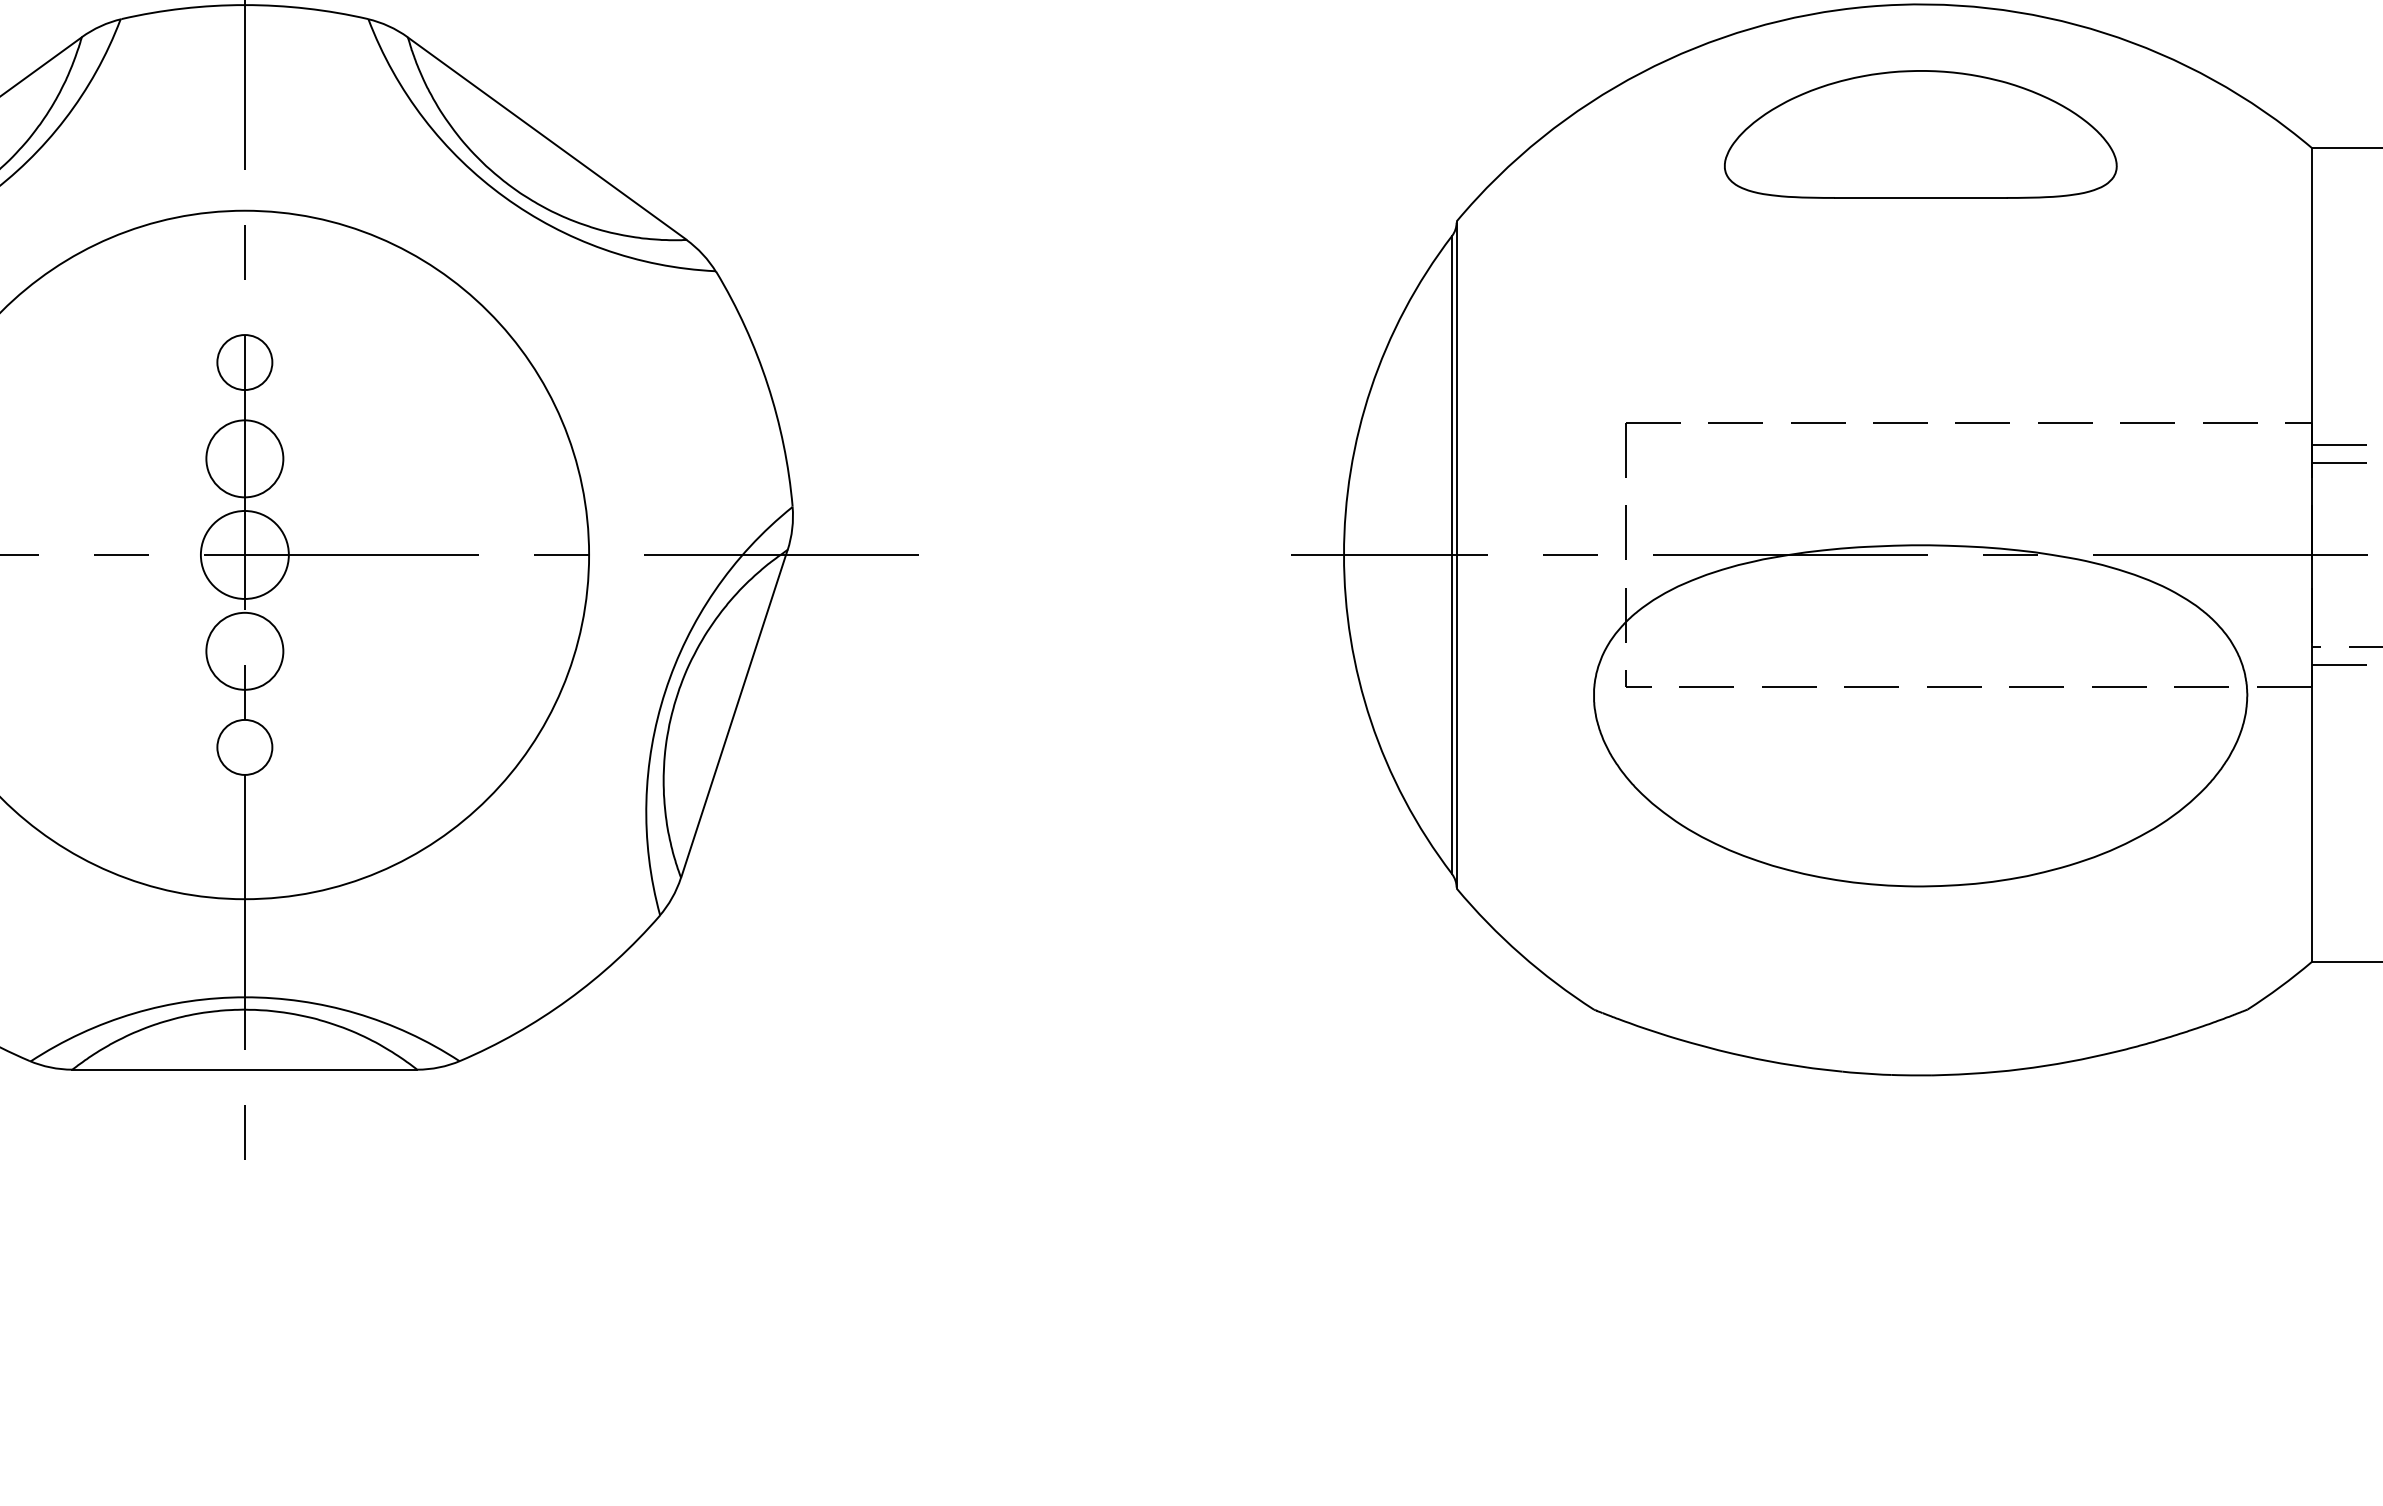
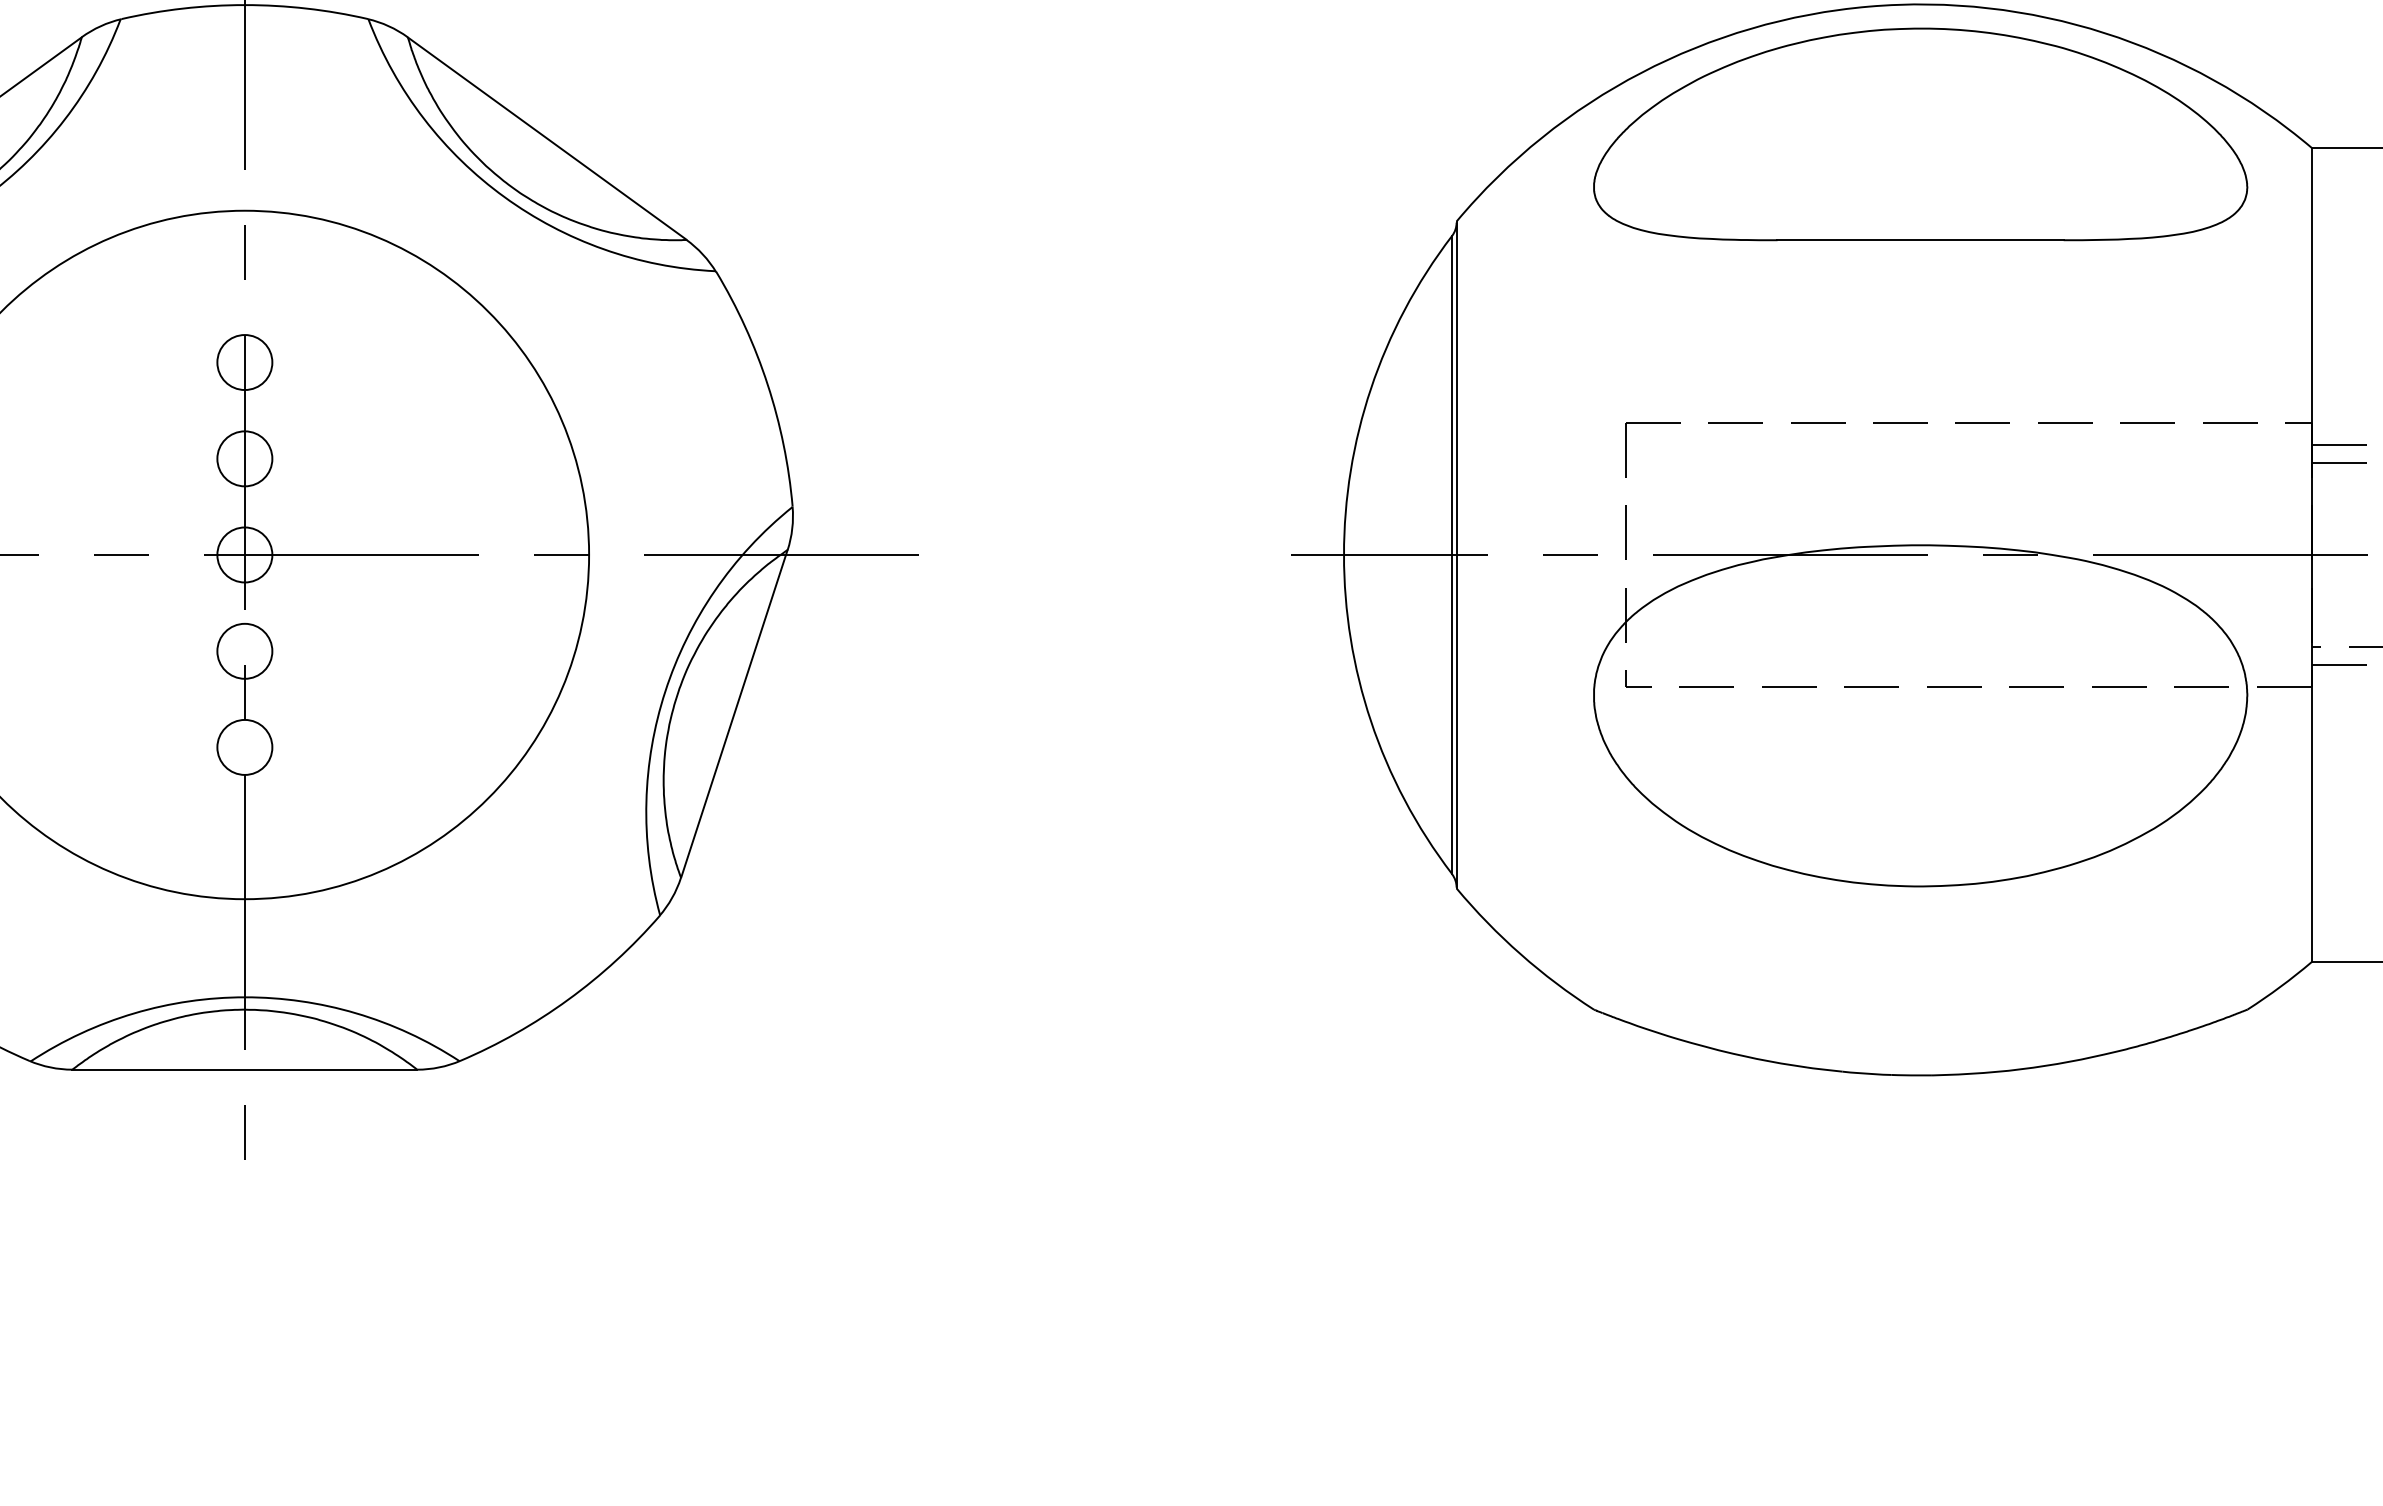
part size: 394x129 px -> 656x215 px (1920, 134)
circle diameter: 77 px -> 55 px (244, 458)
circle diameter: 88 px -> 55 px (244, 554)
circle diameter: 77 px -> 55 px (244, 650)
